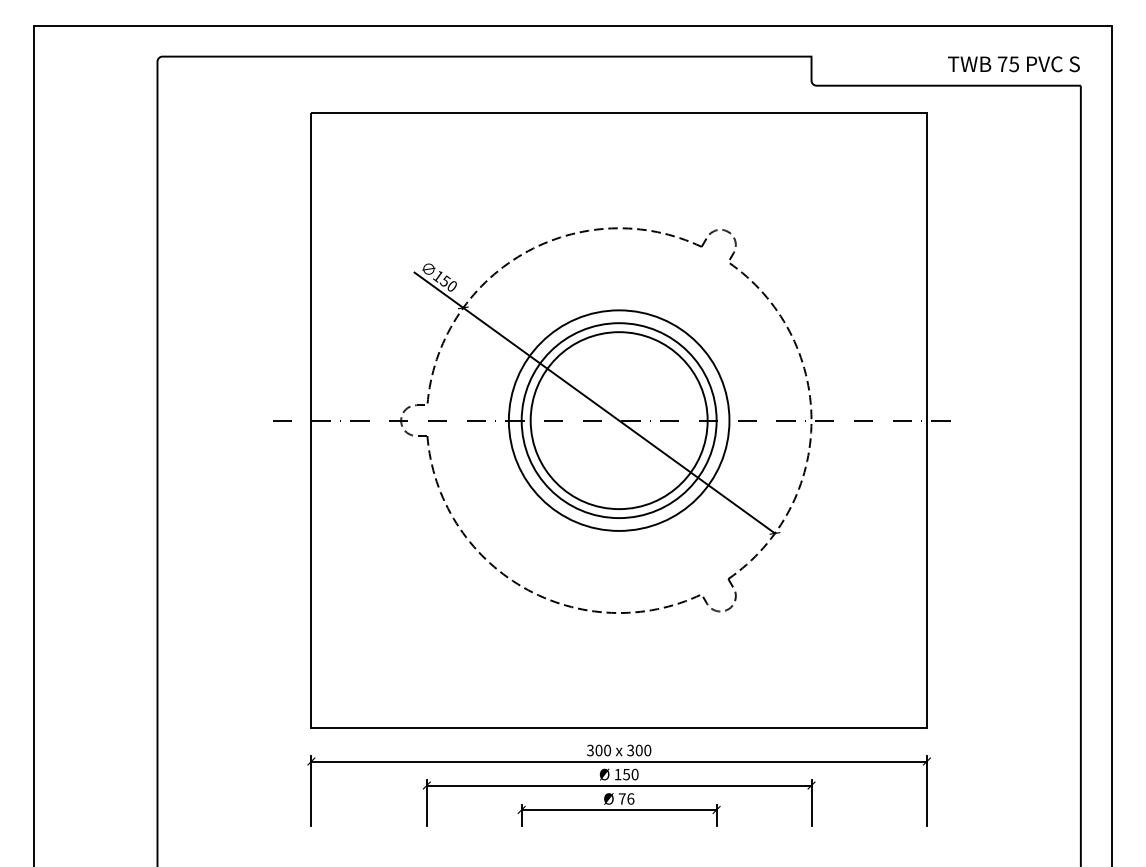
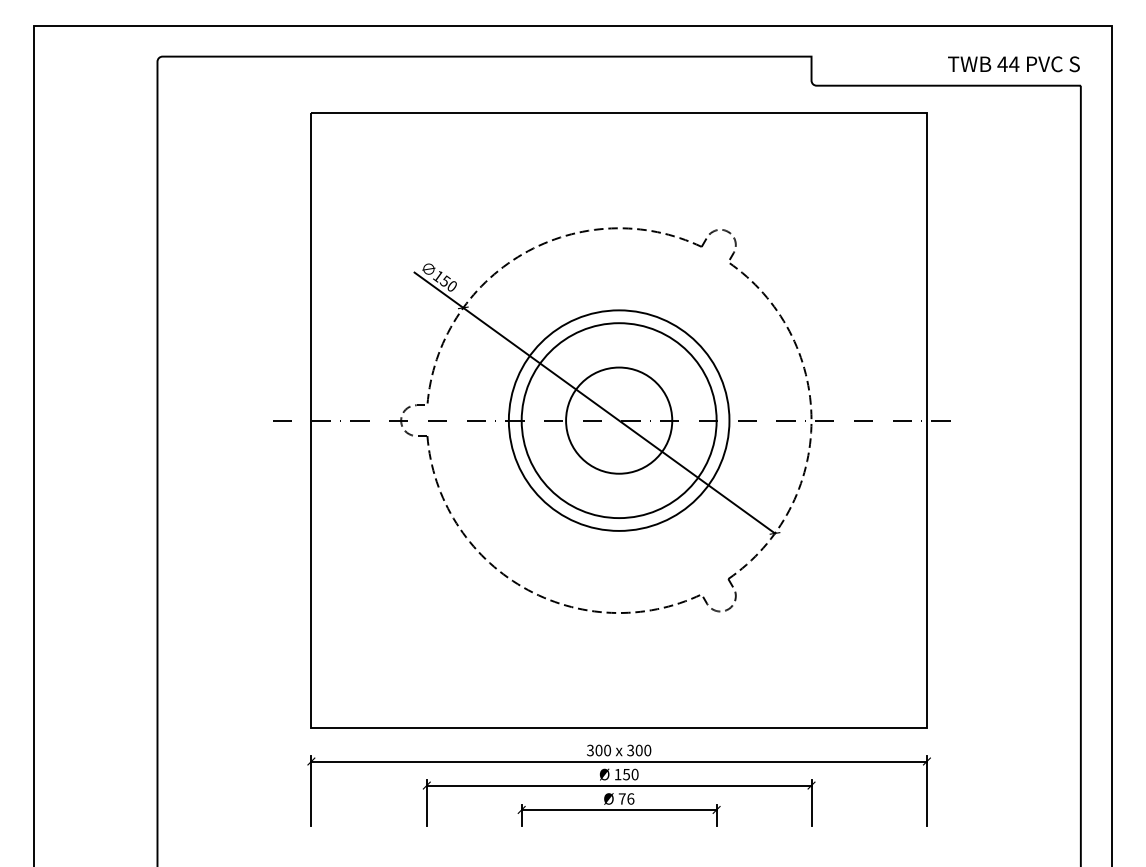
text: 75 -> 44 (1008, 64)
circle diameter: 177 px -> 106 px (619, 420)
